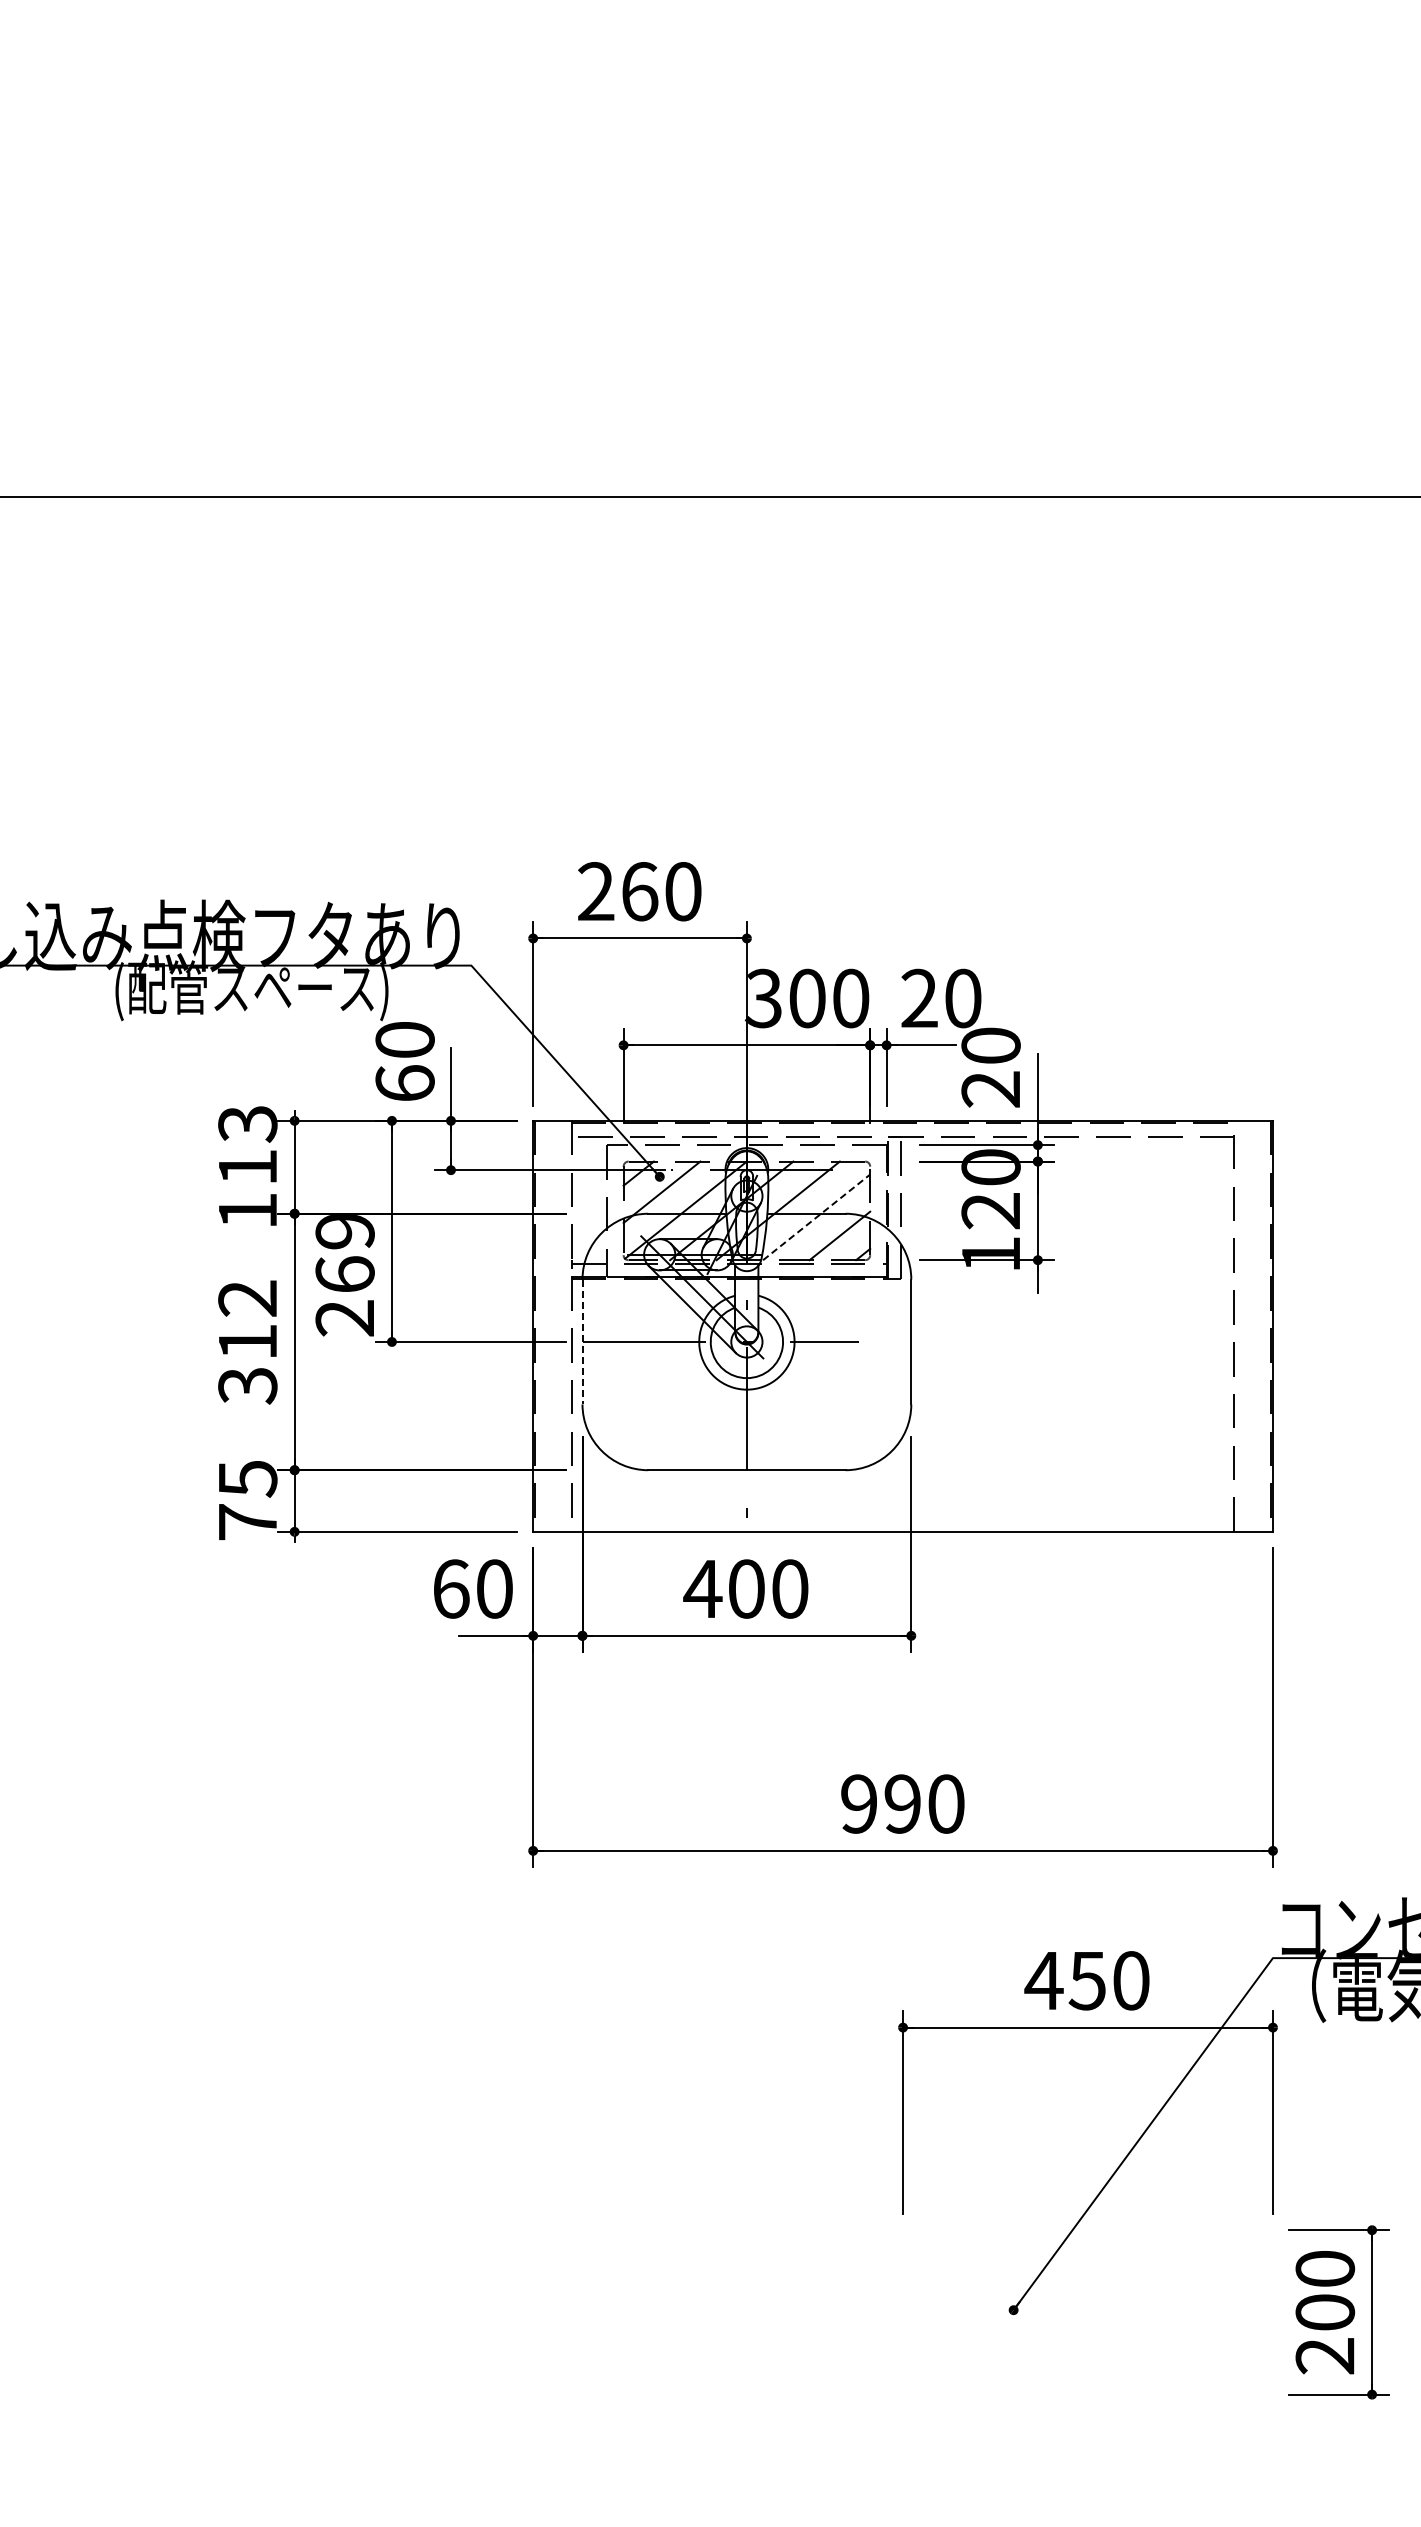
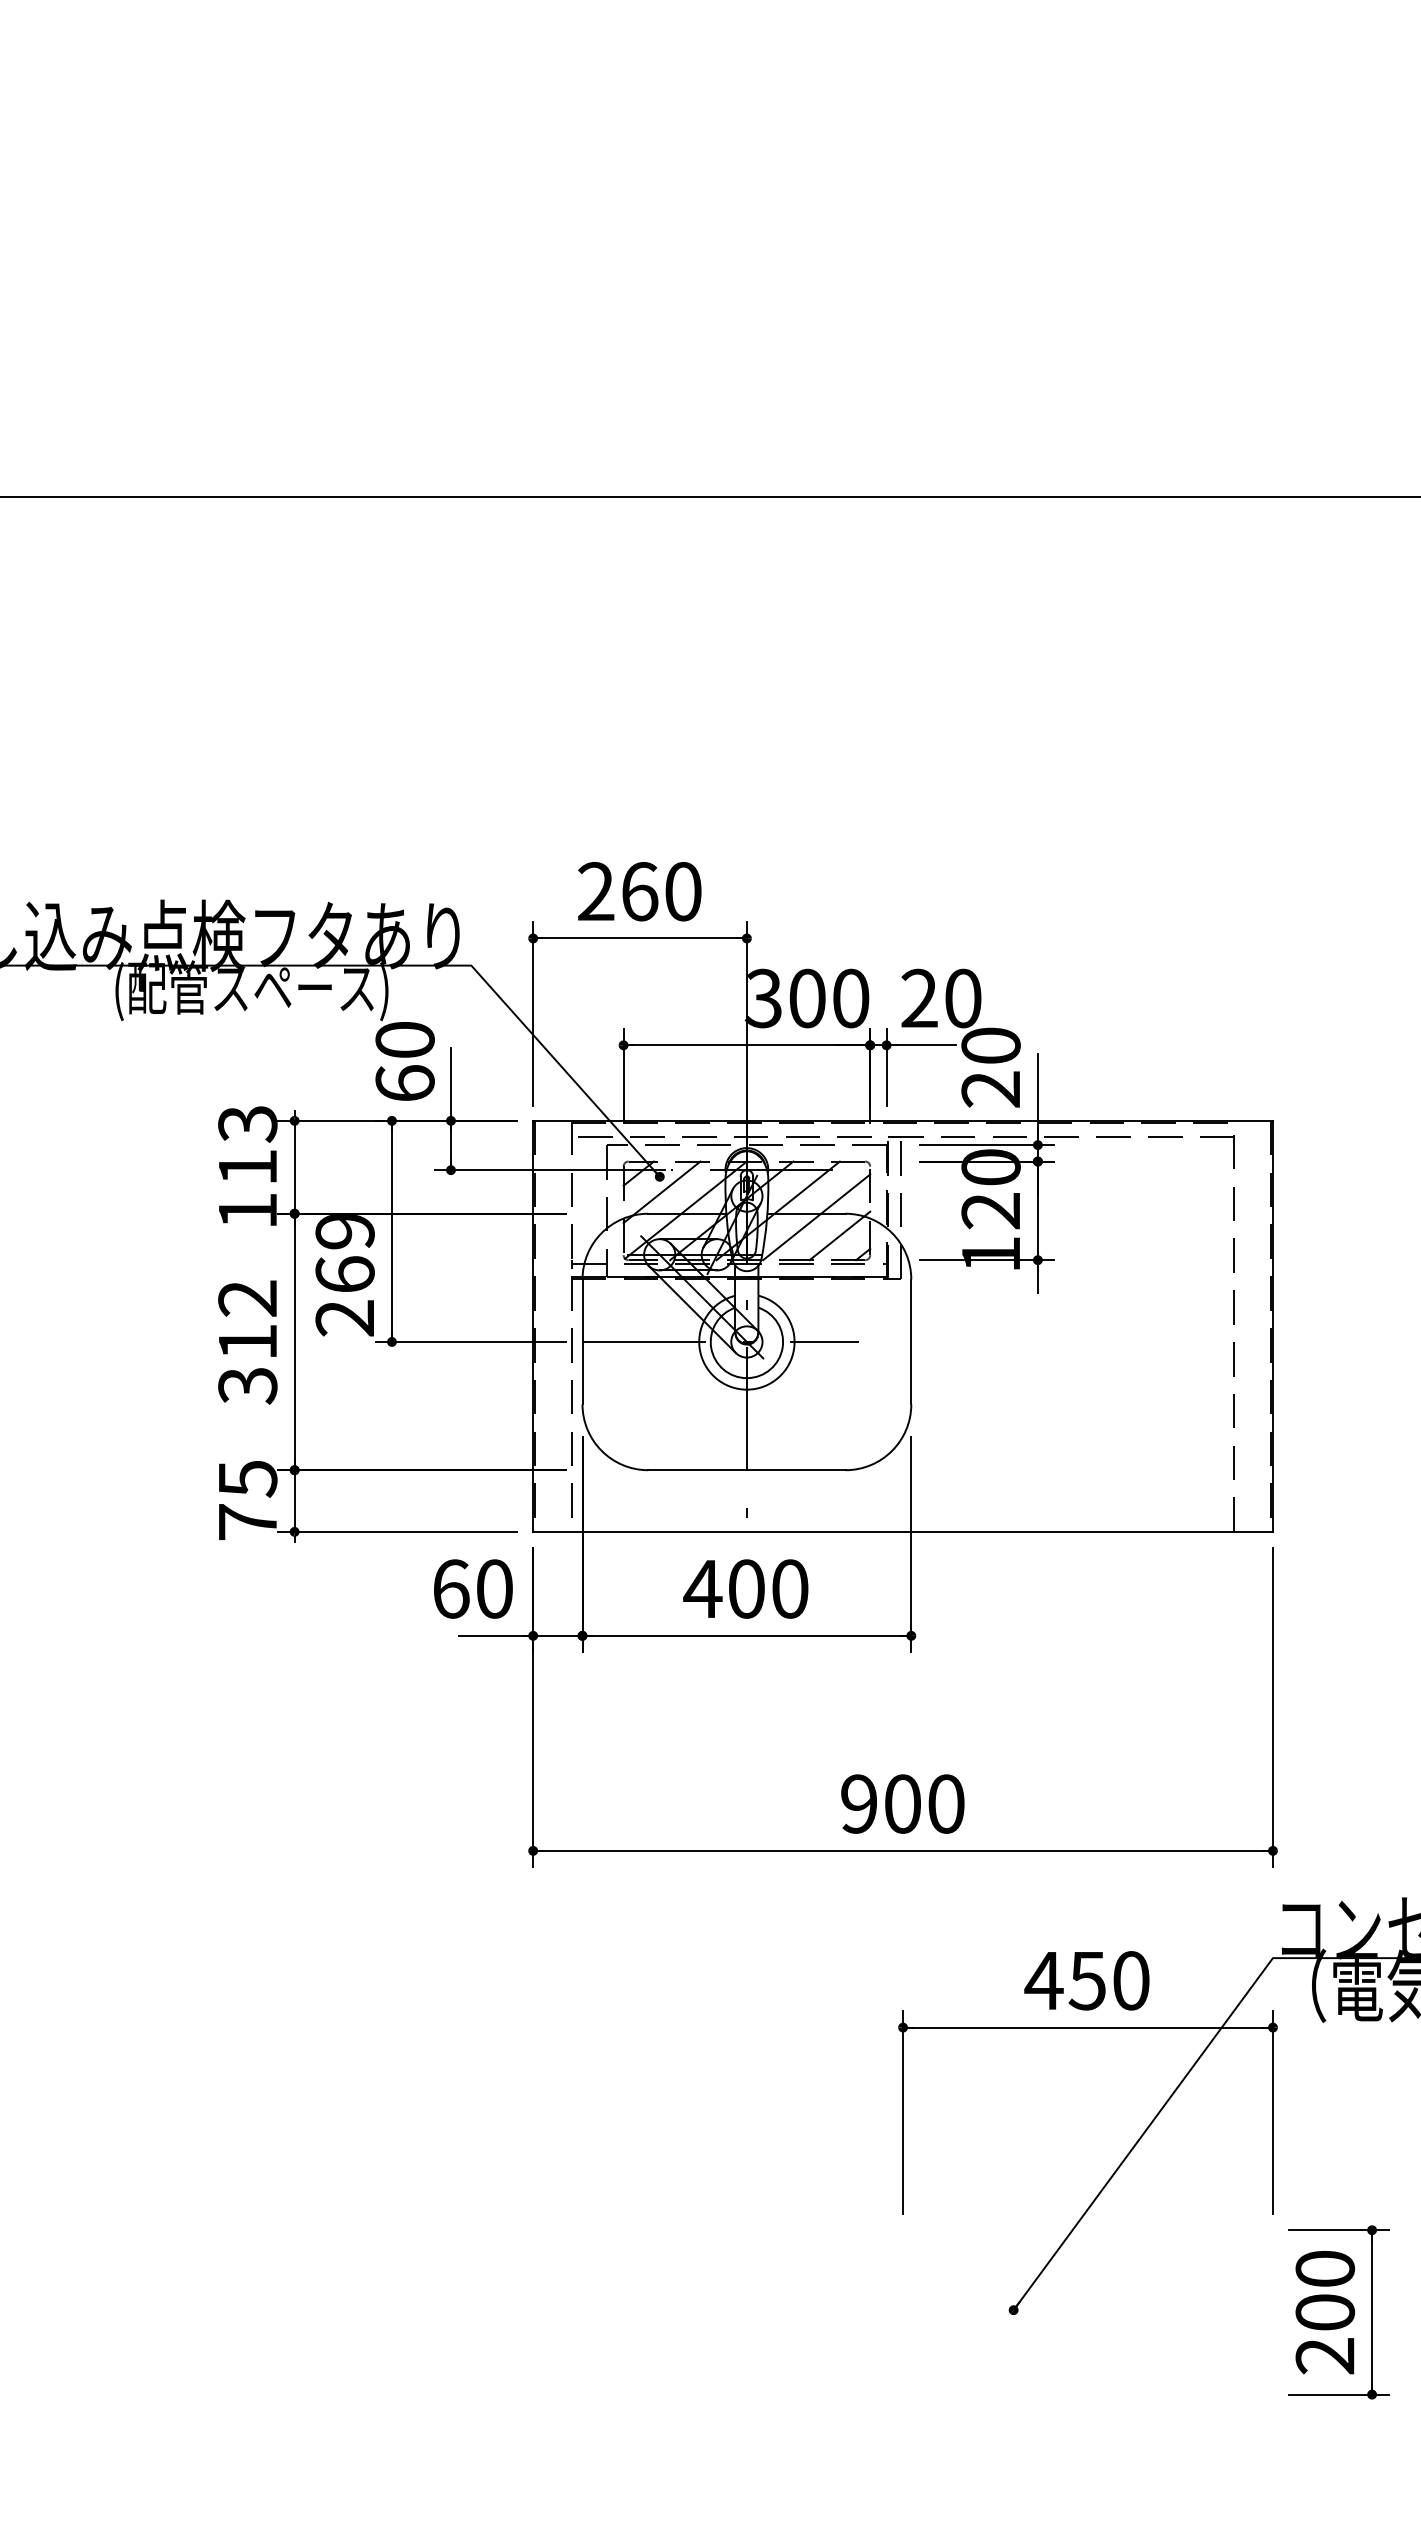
line: dashed -> solid (816, 1217)
line: dashed -> solid (582, 1342)
text: 990 -> 900 (902, 1803)
